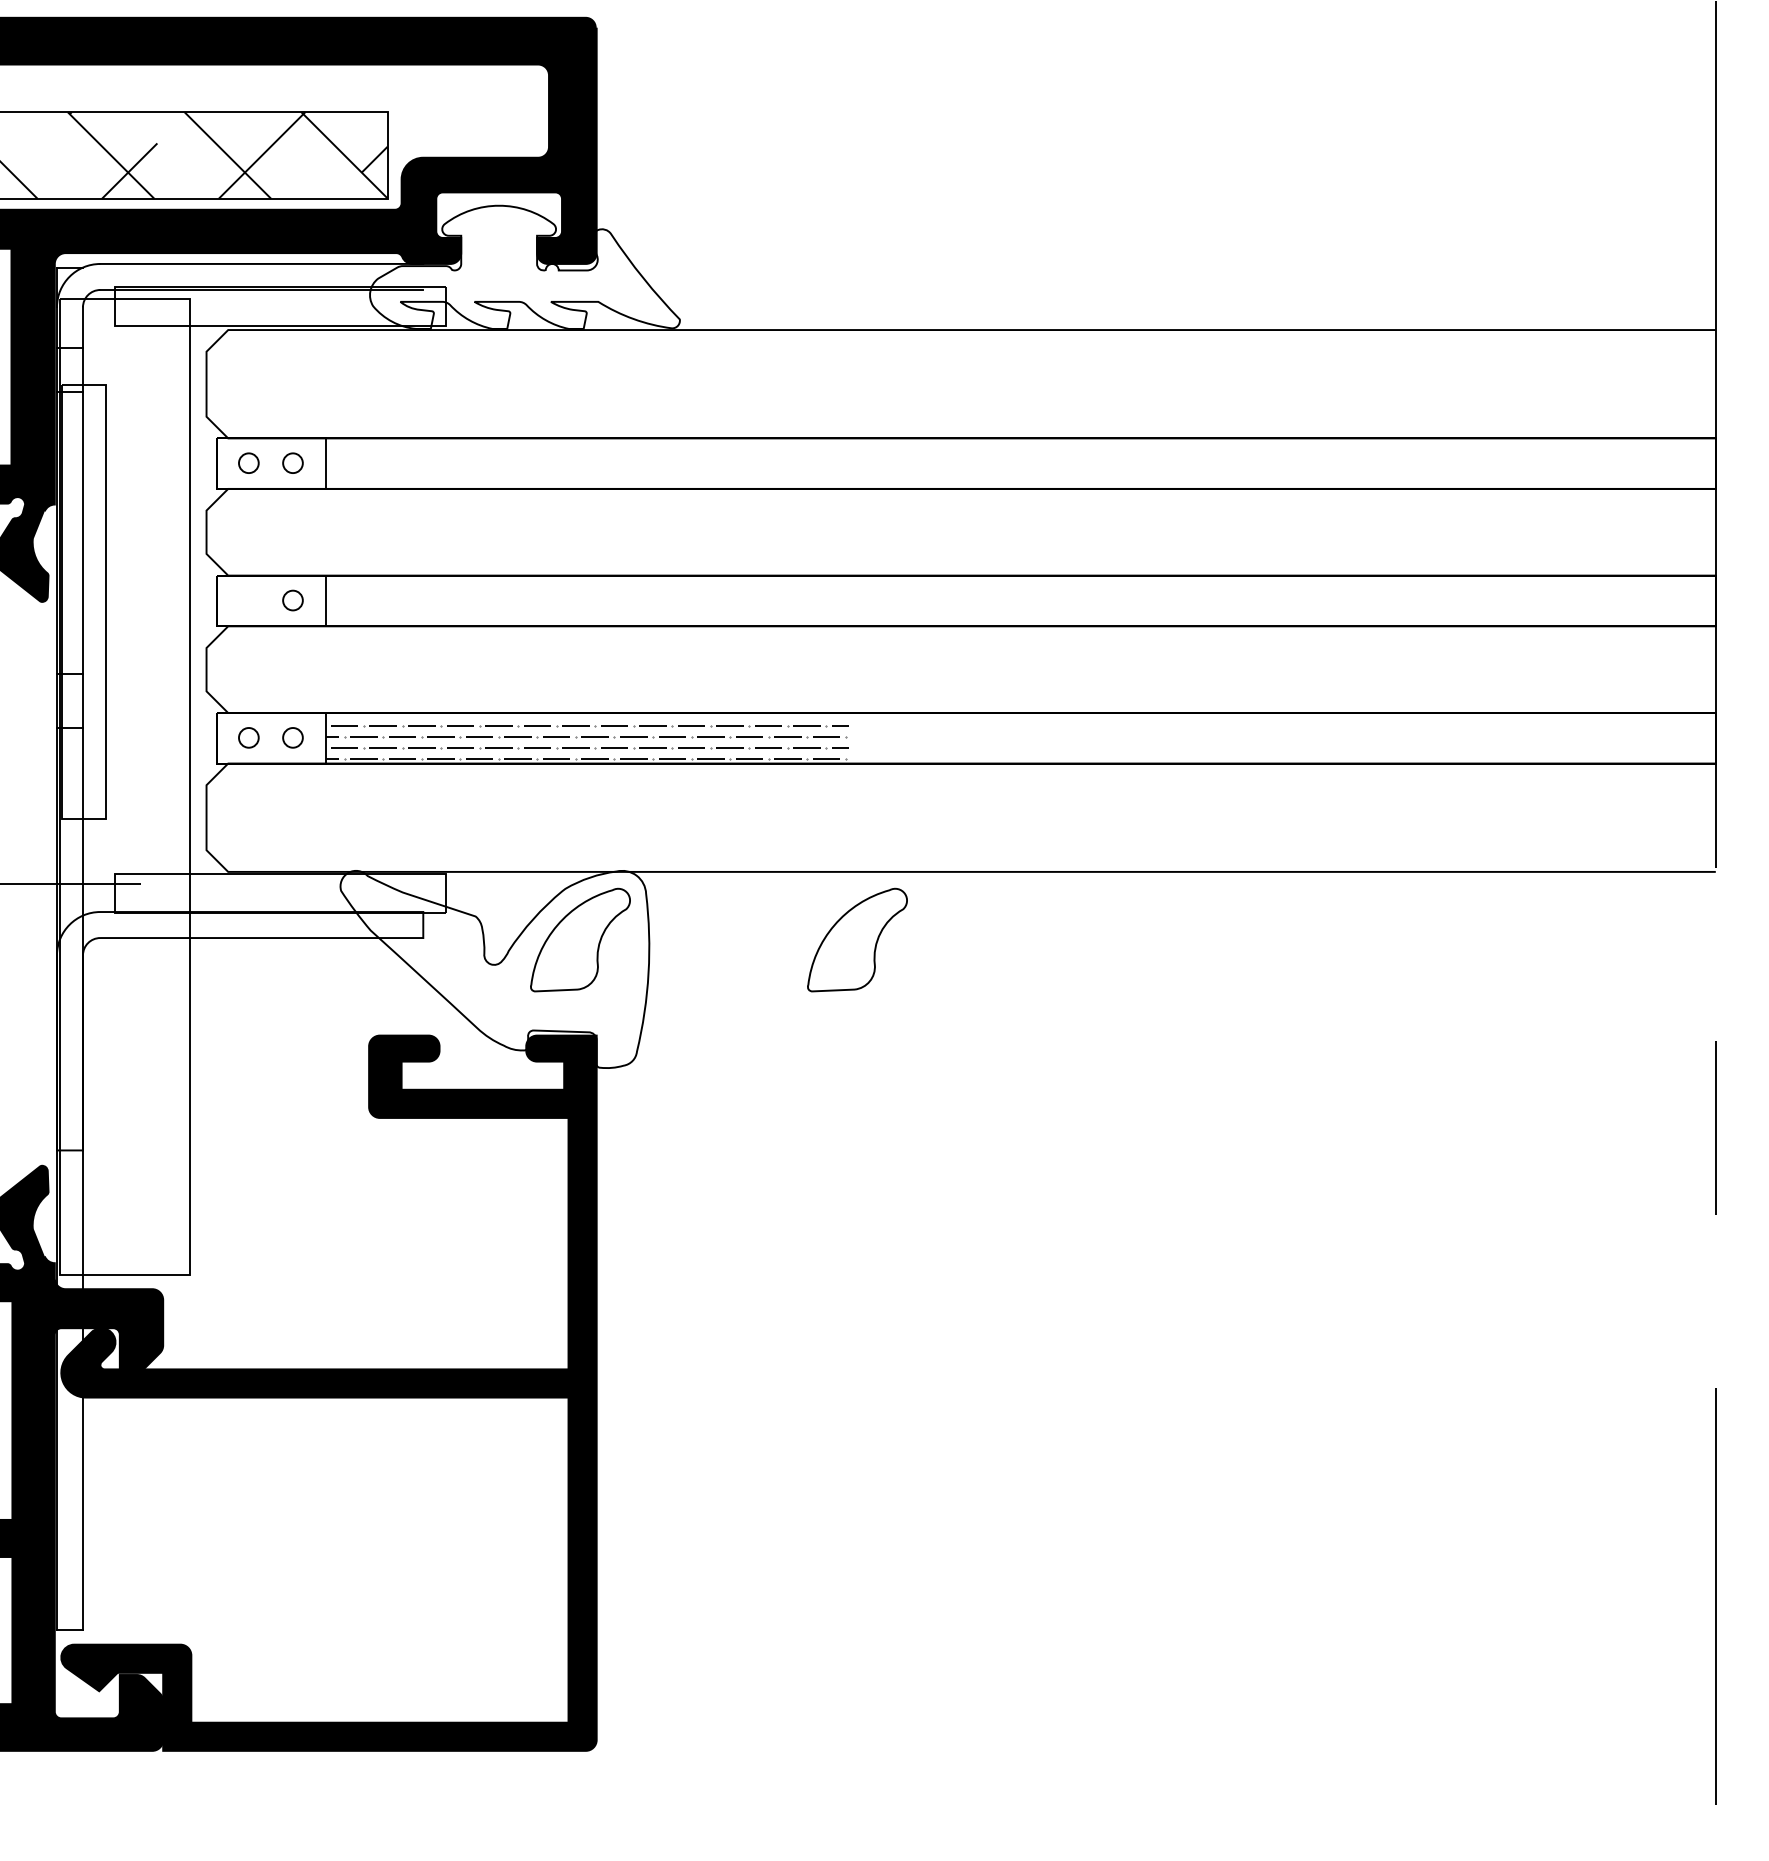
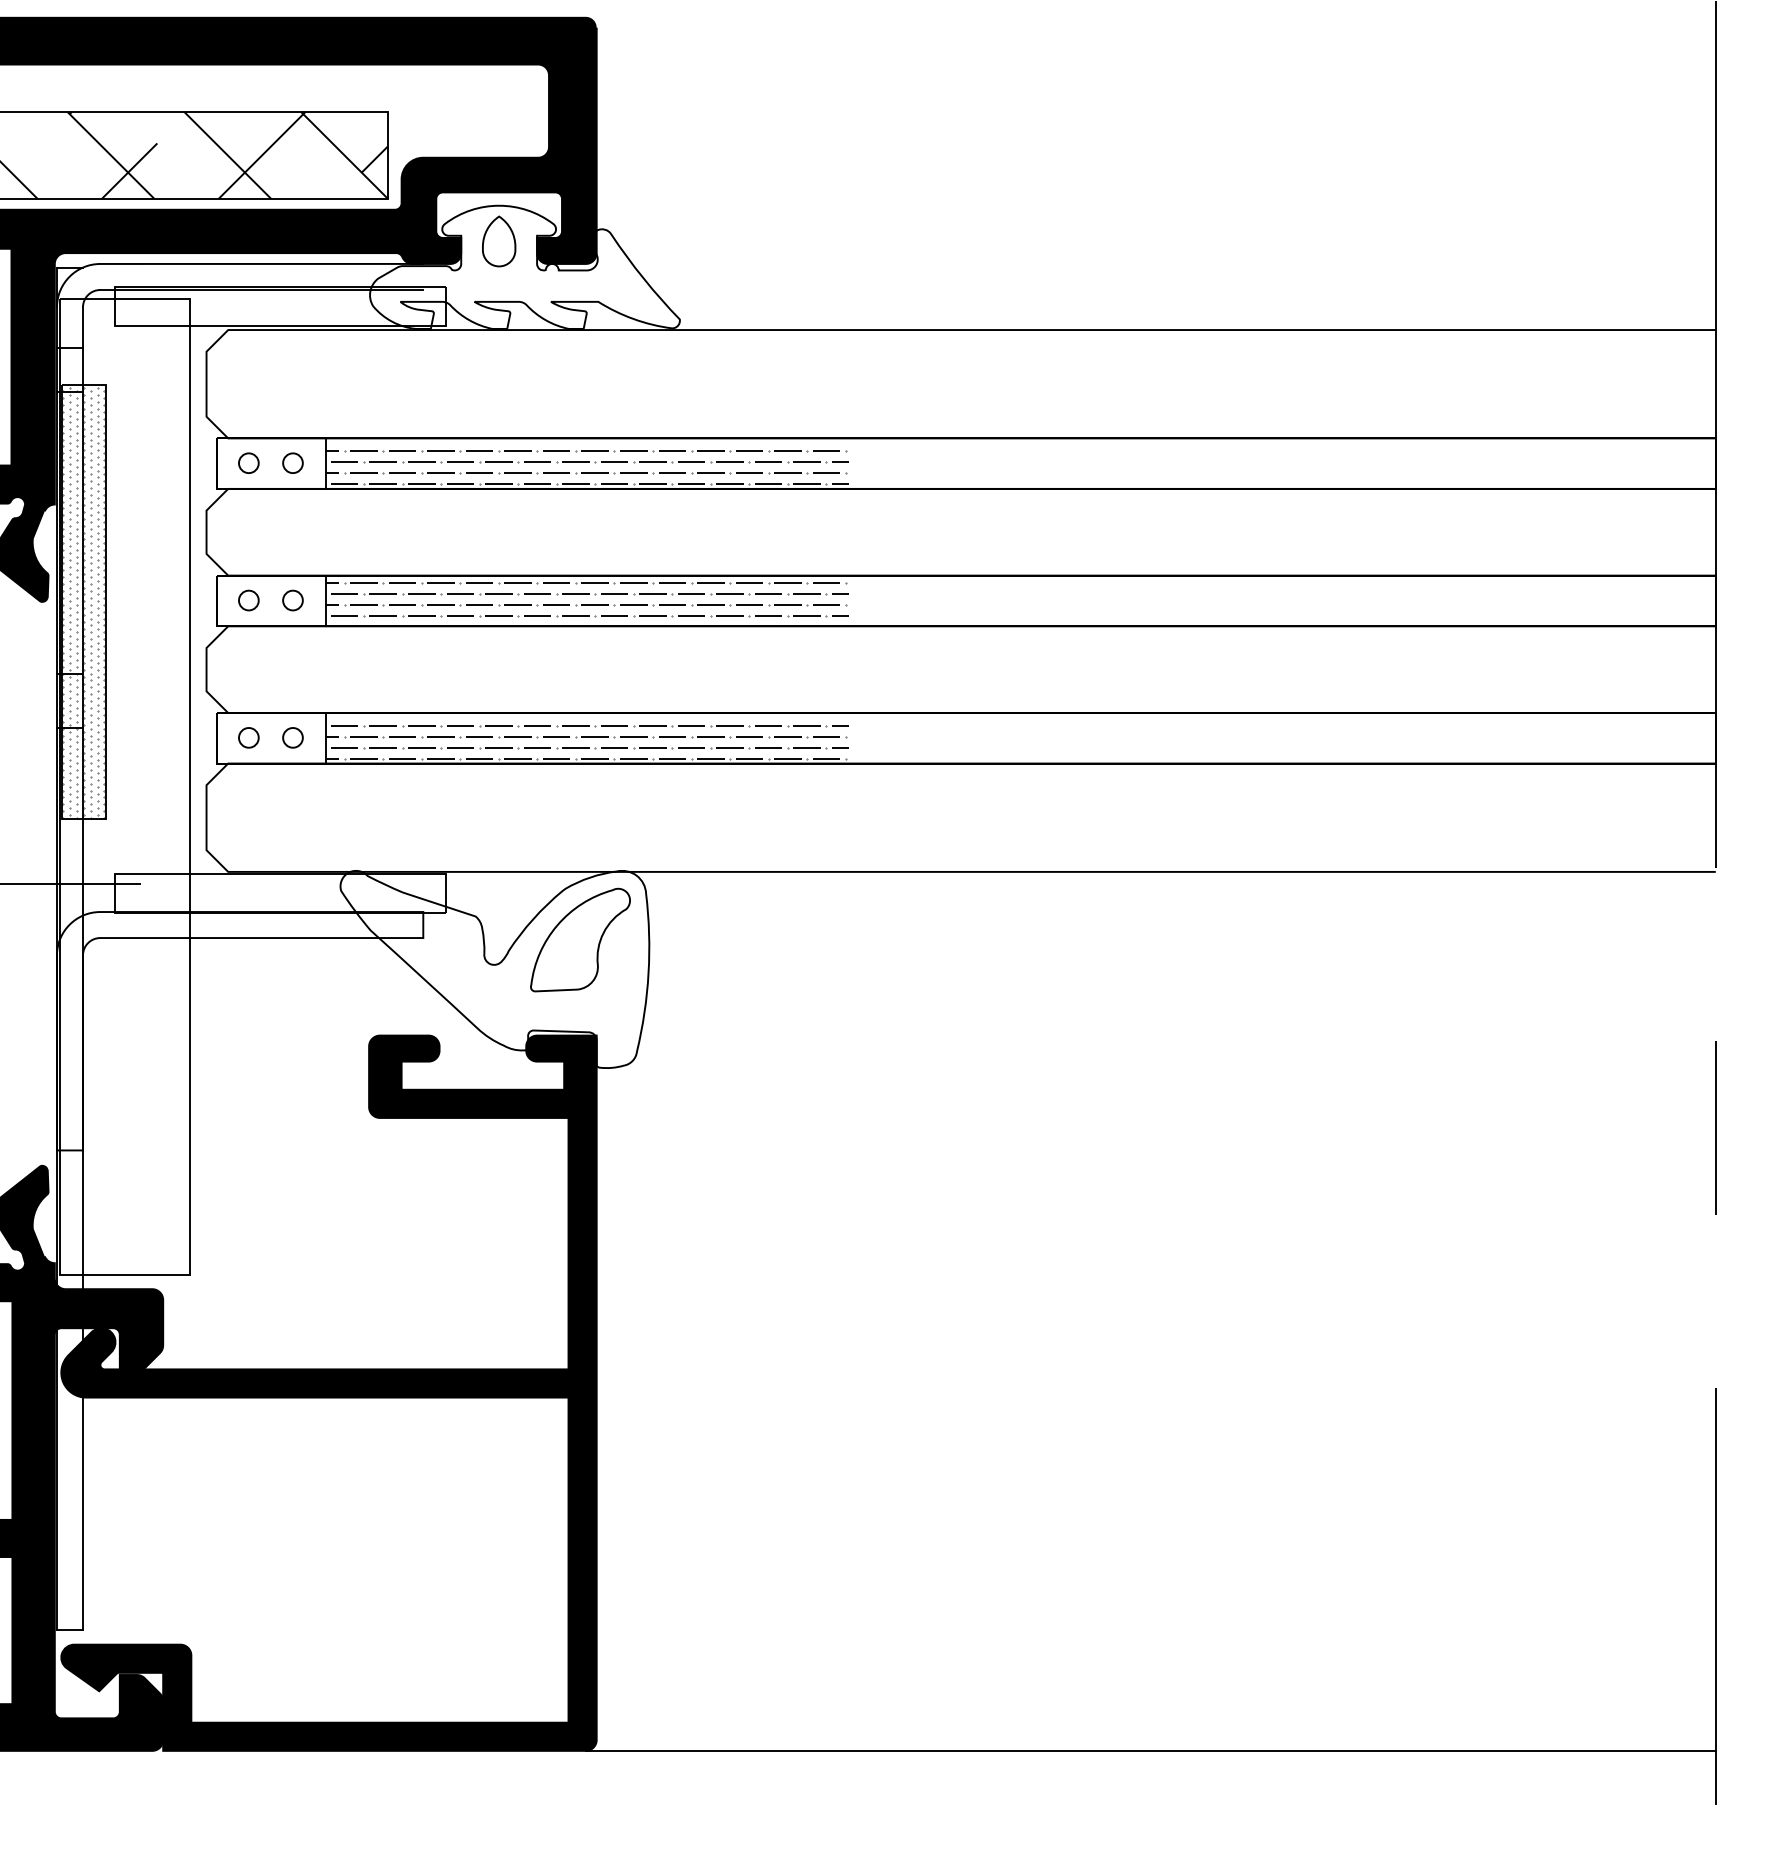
part: none -> present (499, 241)
hatch: none -> present (586, 467)
hatch: none -> present (586, 599)
circle: none -> present (248, 600)
hatch: none -> present (83, 602)
part: present -> none (857, 939)
line: none -> present (1150, 1750)
